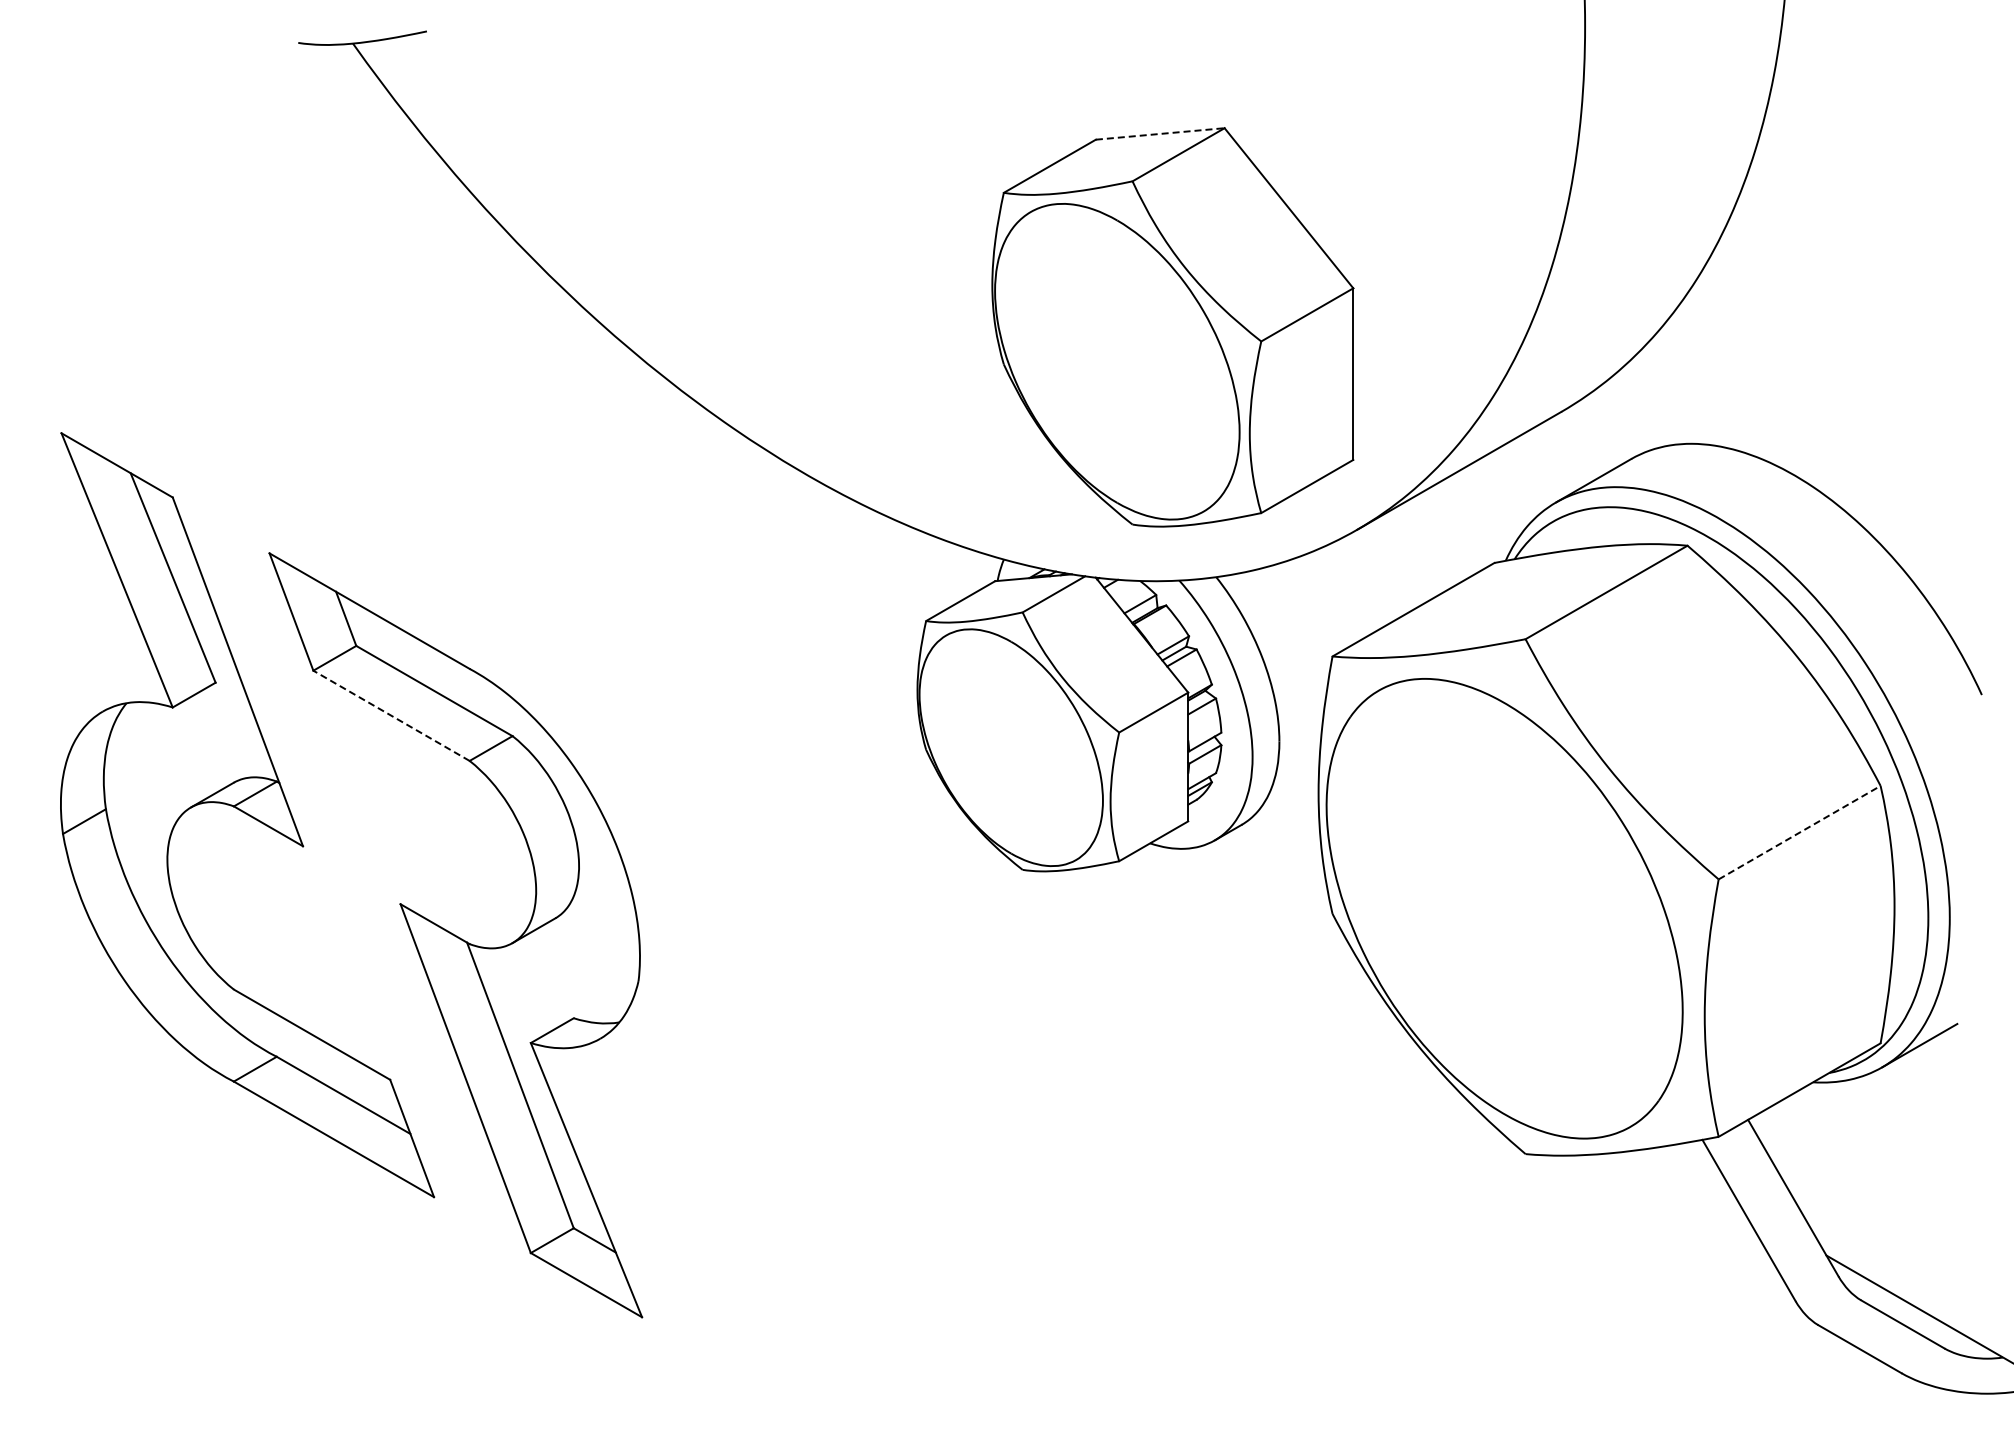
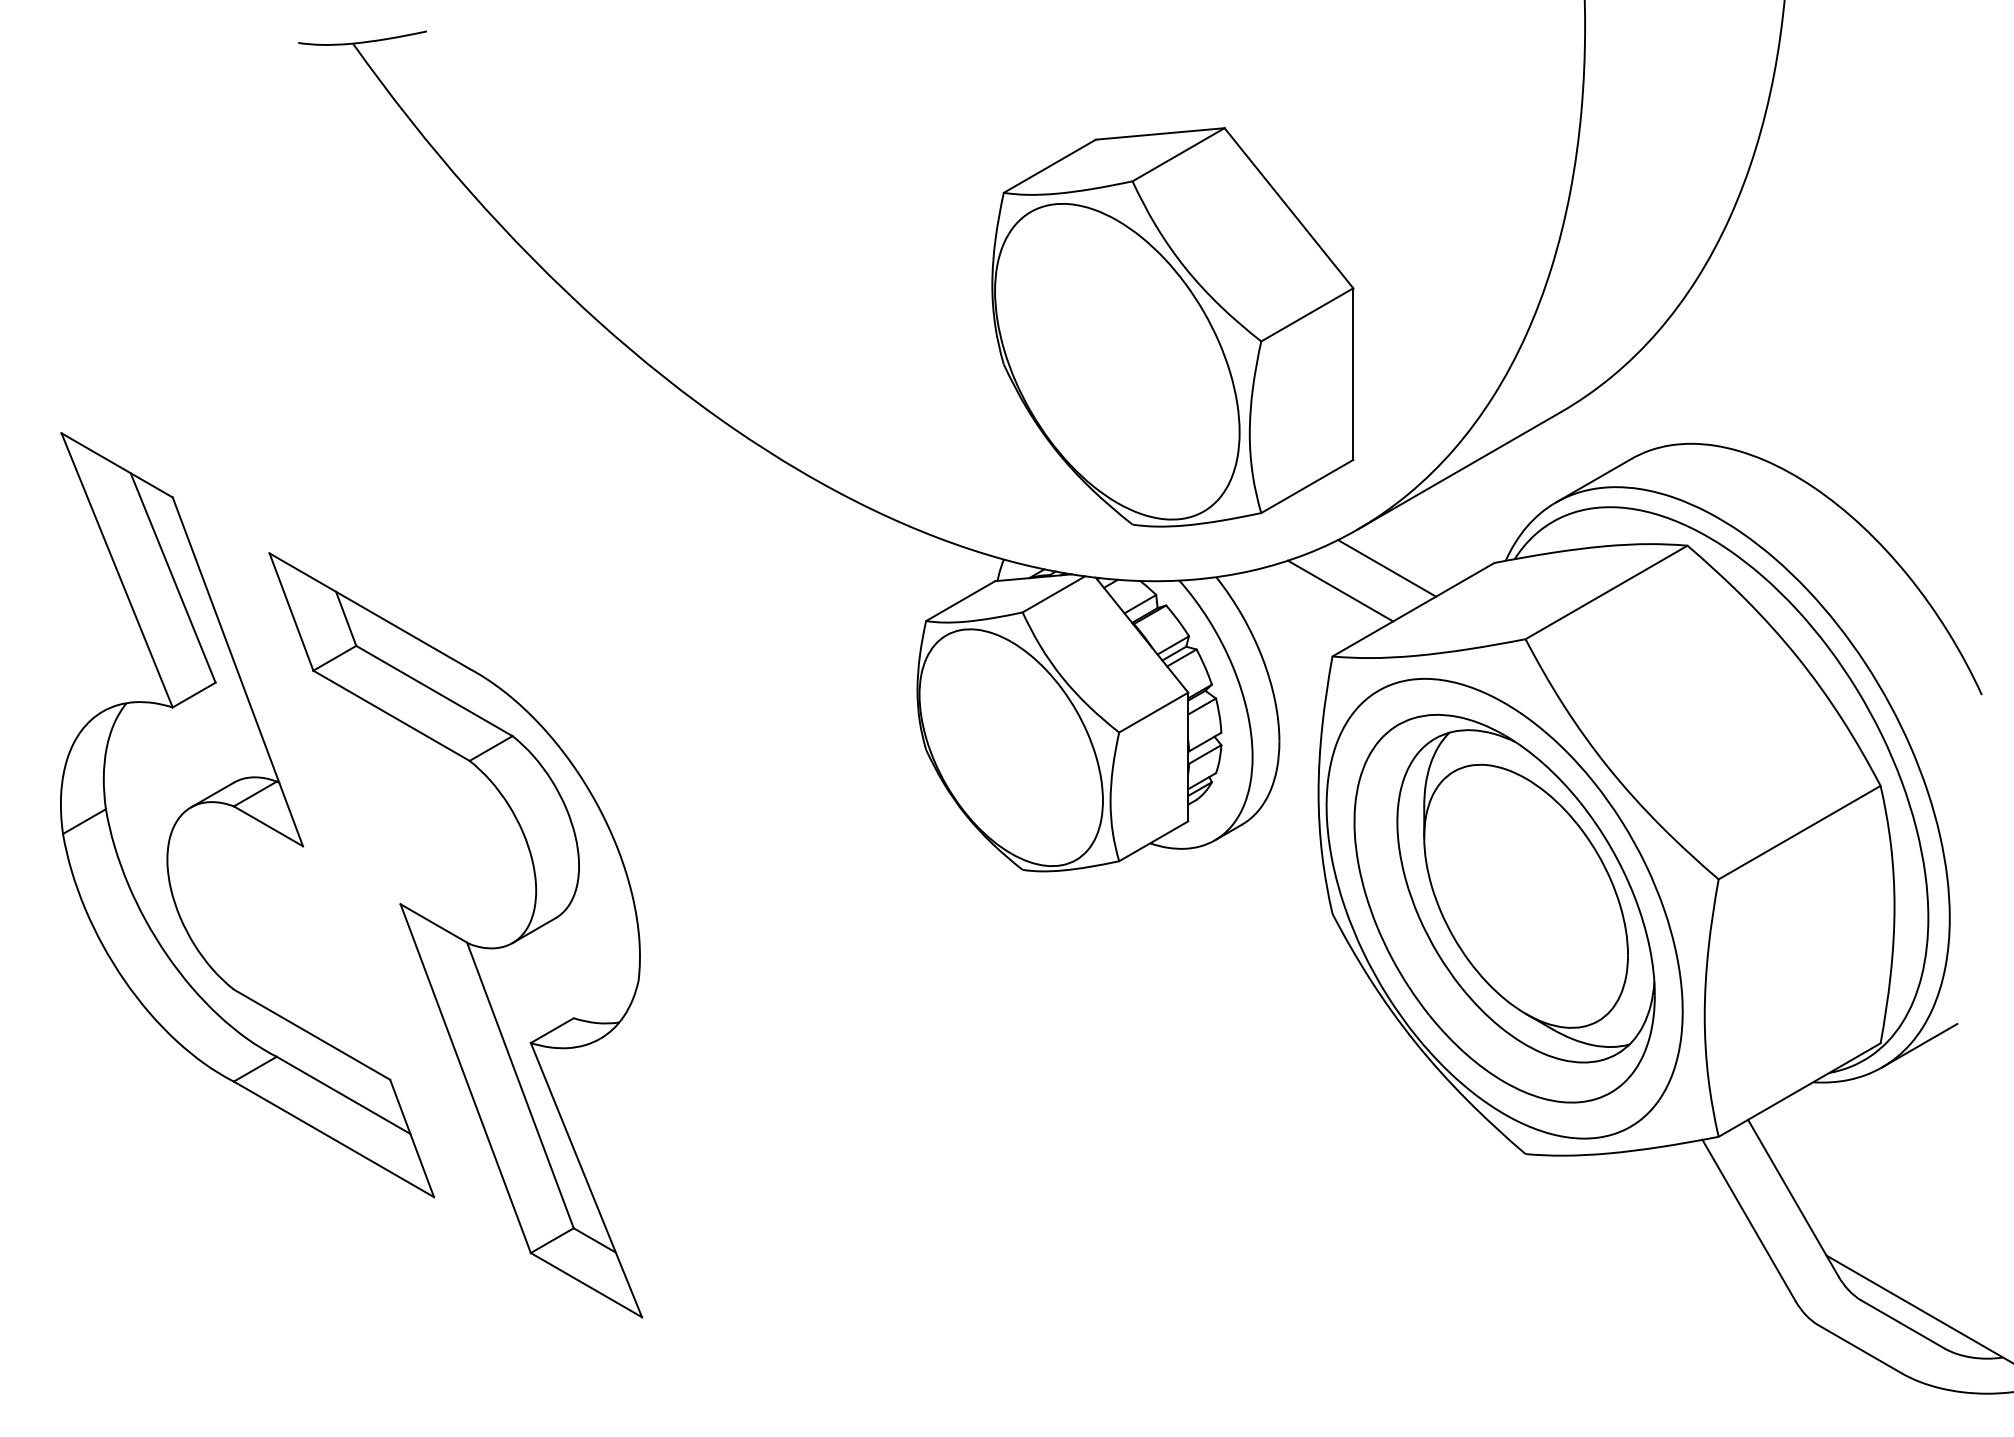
line: dashed -> solid (1160, 133)
line: none -> present (1387, 568)
line: none -> present (1340, 590)
line: dashed -> solid (391, 715)
line: dashed -> solid (1800, 832)
part: none -> present (1504, 908)
